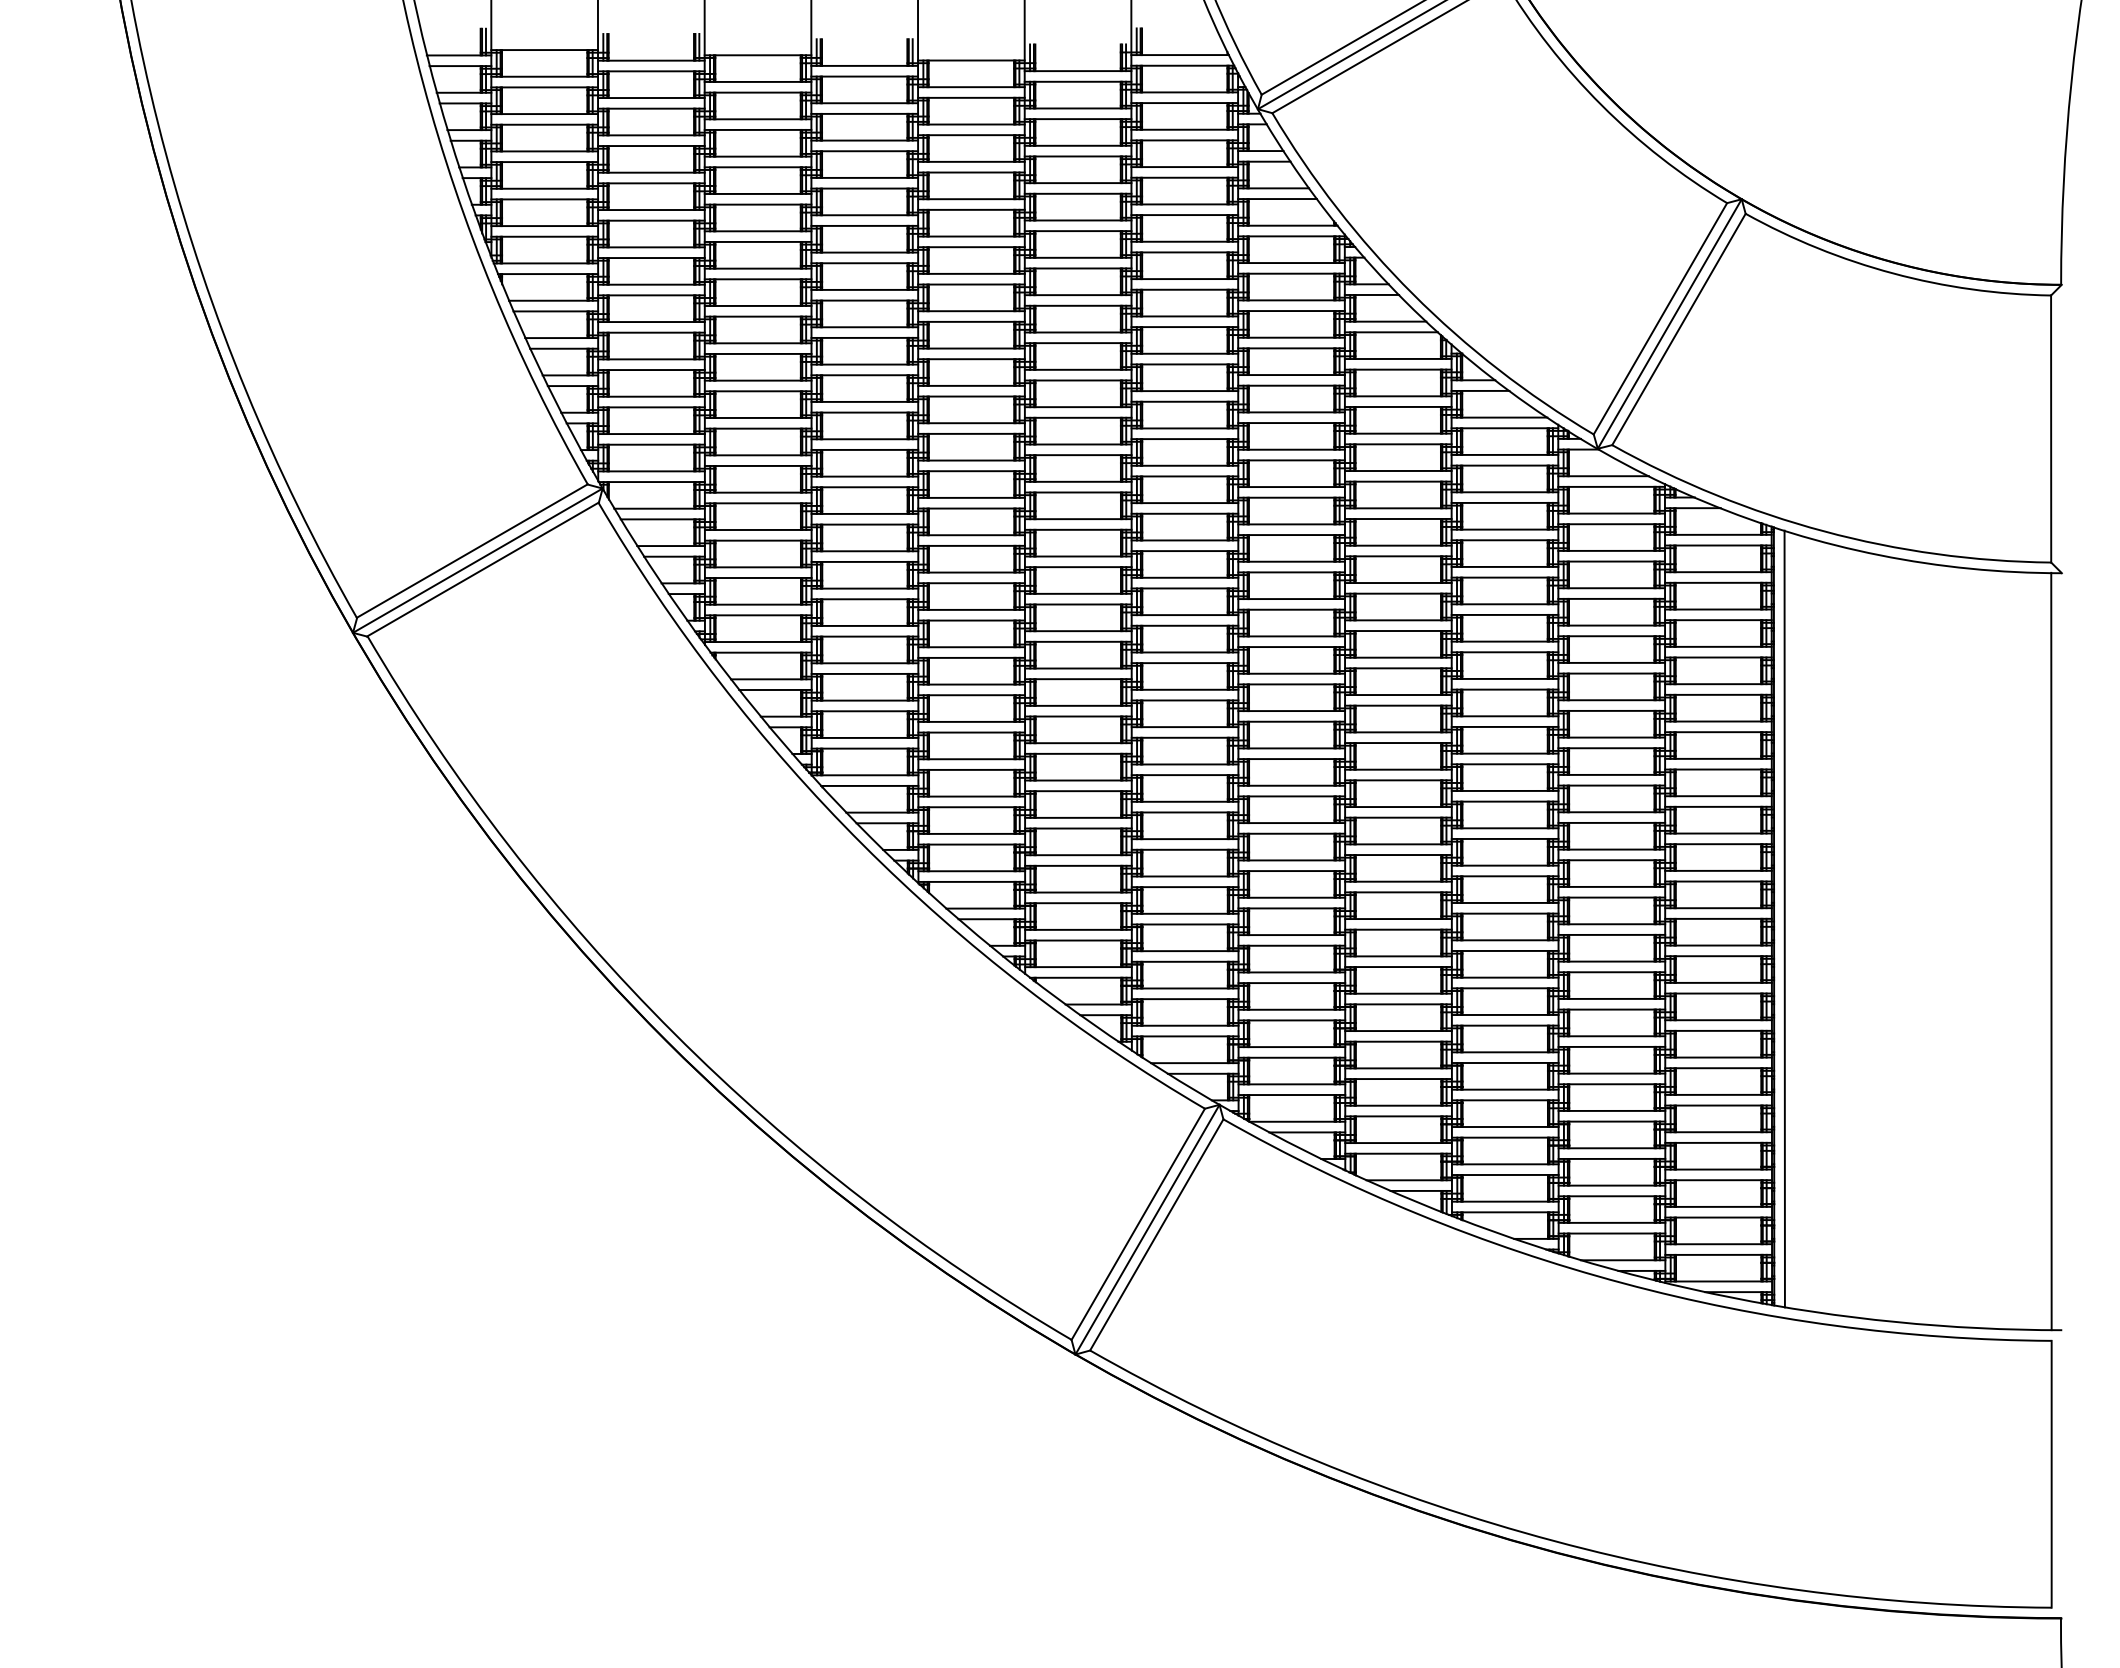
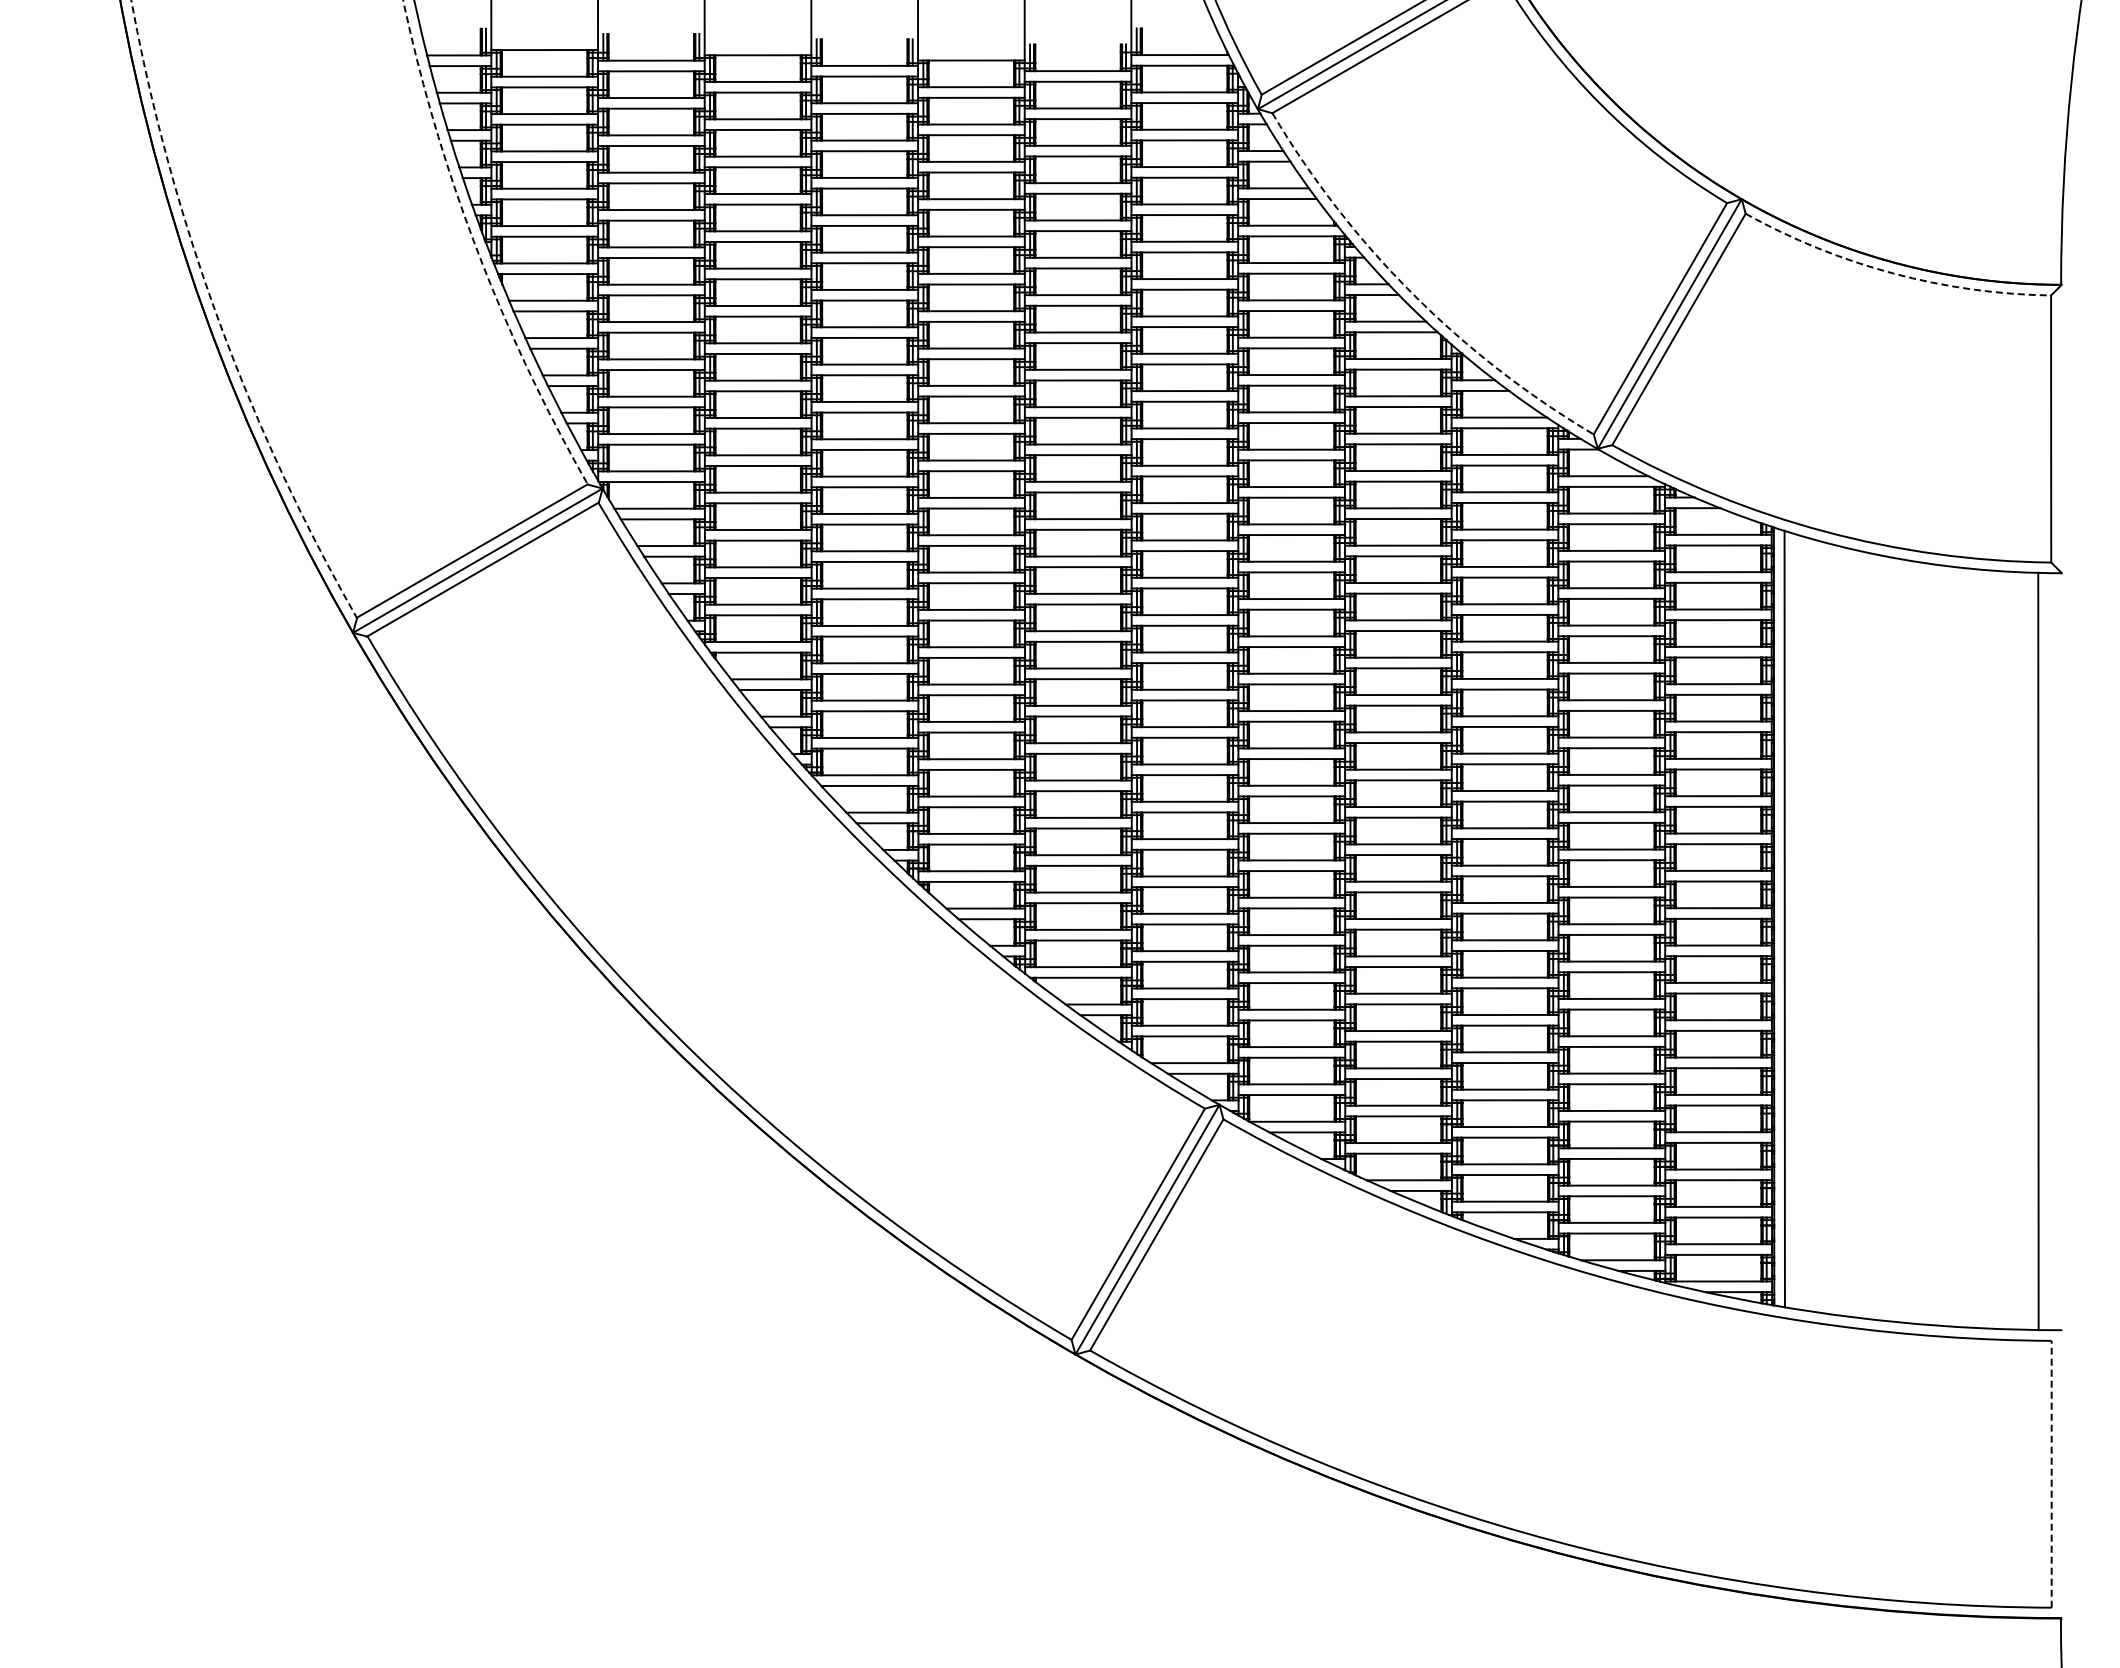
arc: solid -> dashed (476, 248)
arc: solid -> dashed (1893, 273)
arc: solid -> dashed (1412, 294)
arc: solid -> dashed (217, 318)
line position: (2051, 951) -> (2038, 951) (2038, 951)
line: solid -> dashed (2051, 1473)
